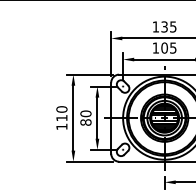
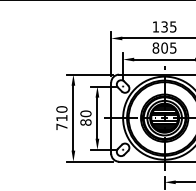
text: 105 -> 805 (155, 47)
text: 110 -> 710 (61, 126)
